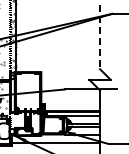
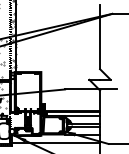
line: dashed -> solid (100, 37)
